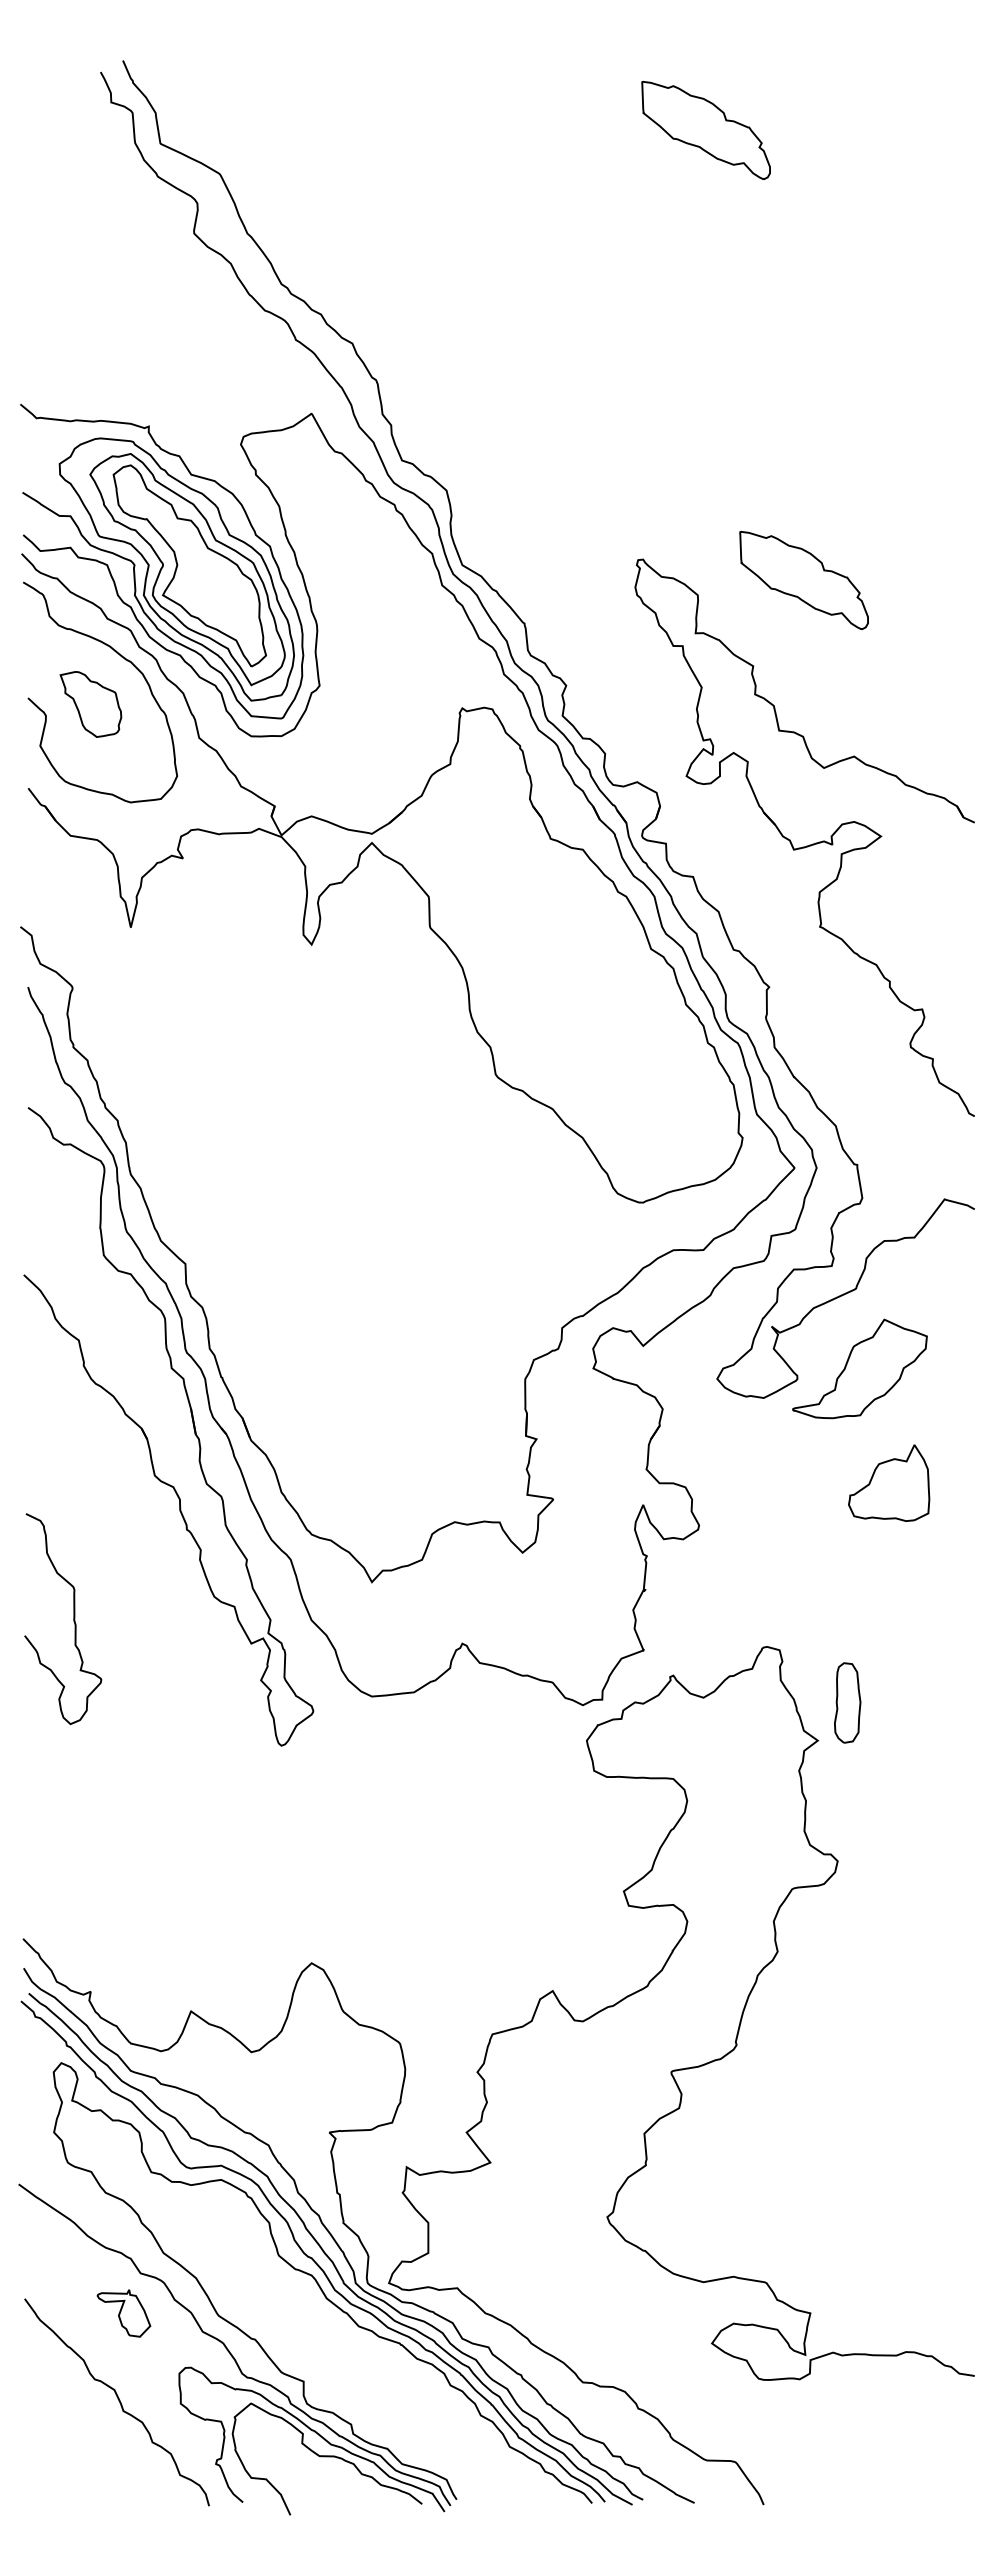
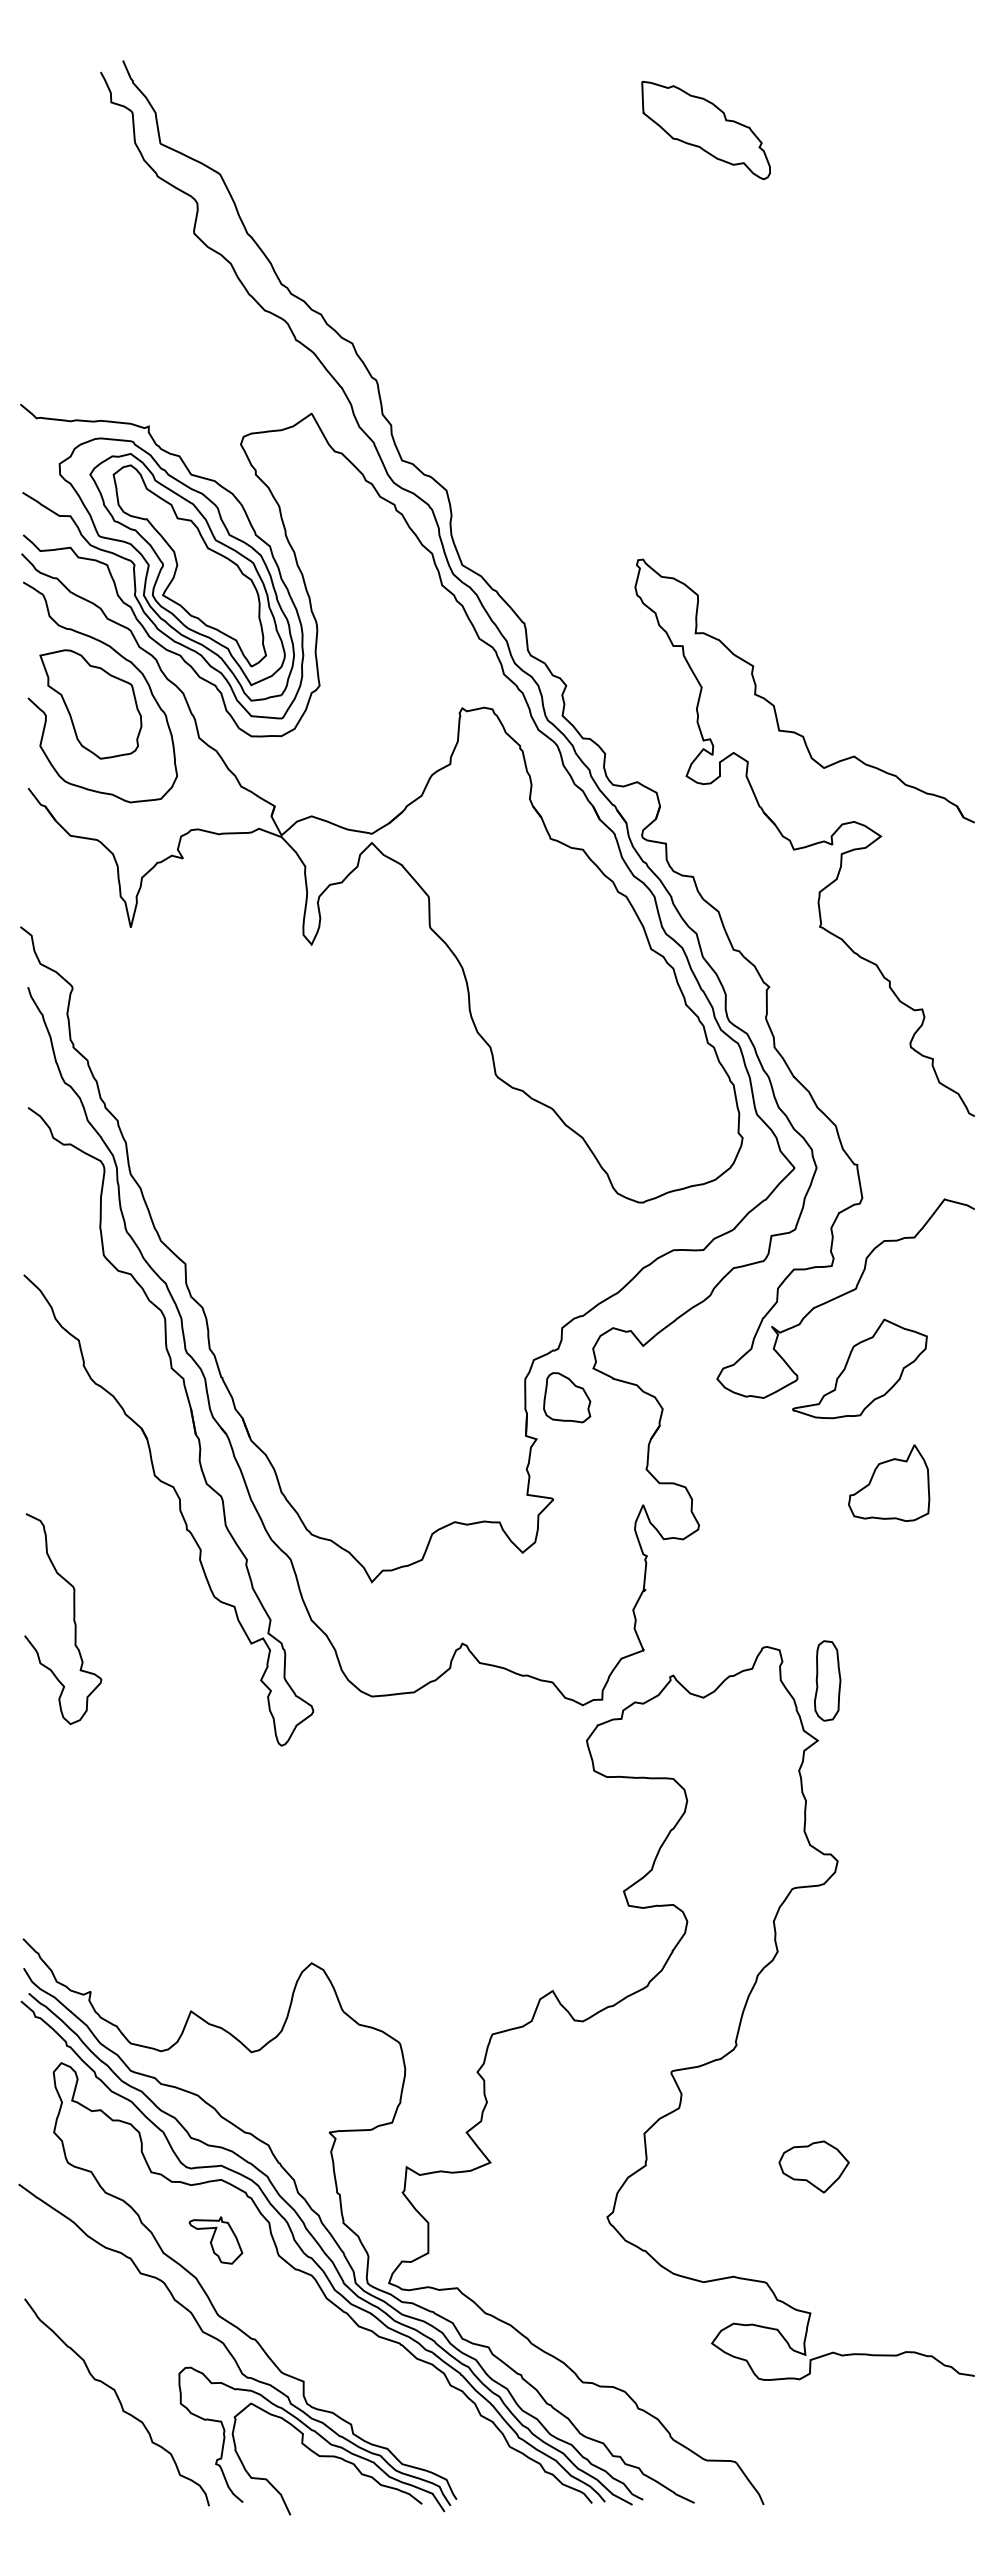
part: present -> none (803, 579)
part size: 64x67 px -> 104x111 px (90, 704)
part: none -> present (567, 1397)
part position: (847, 1702) -> (827, 1680) (827, 1680)
part: none -> present (813, 2166)
part position: (123, 2313) -> (215, 2240) (215, 2240)
